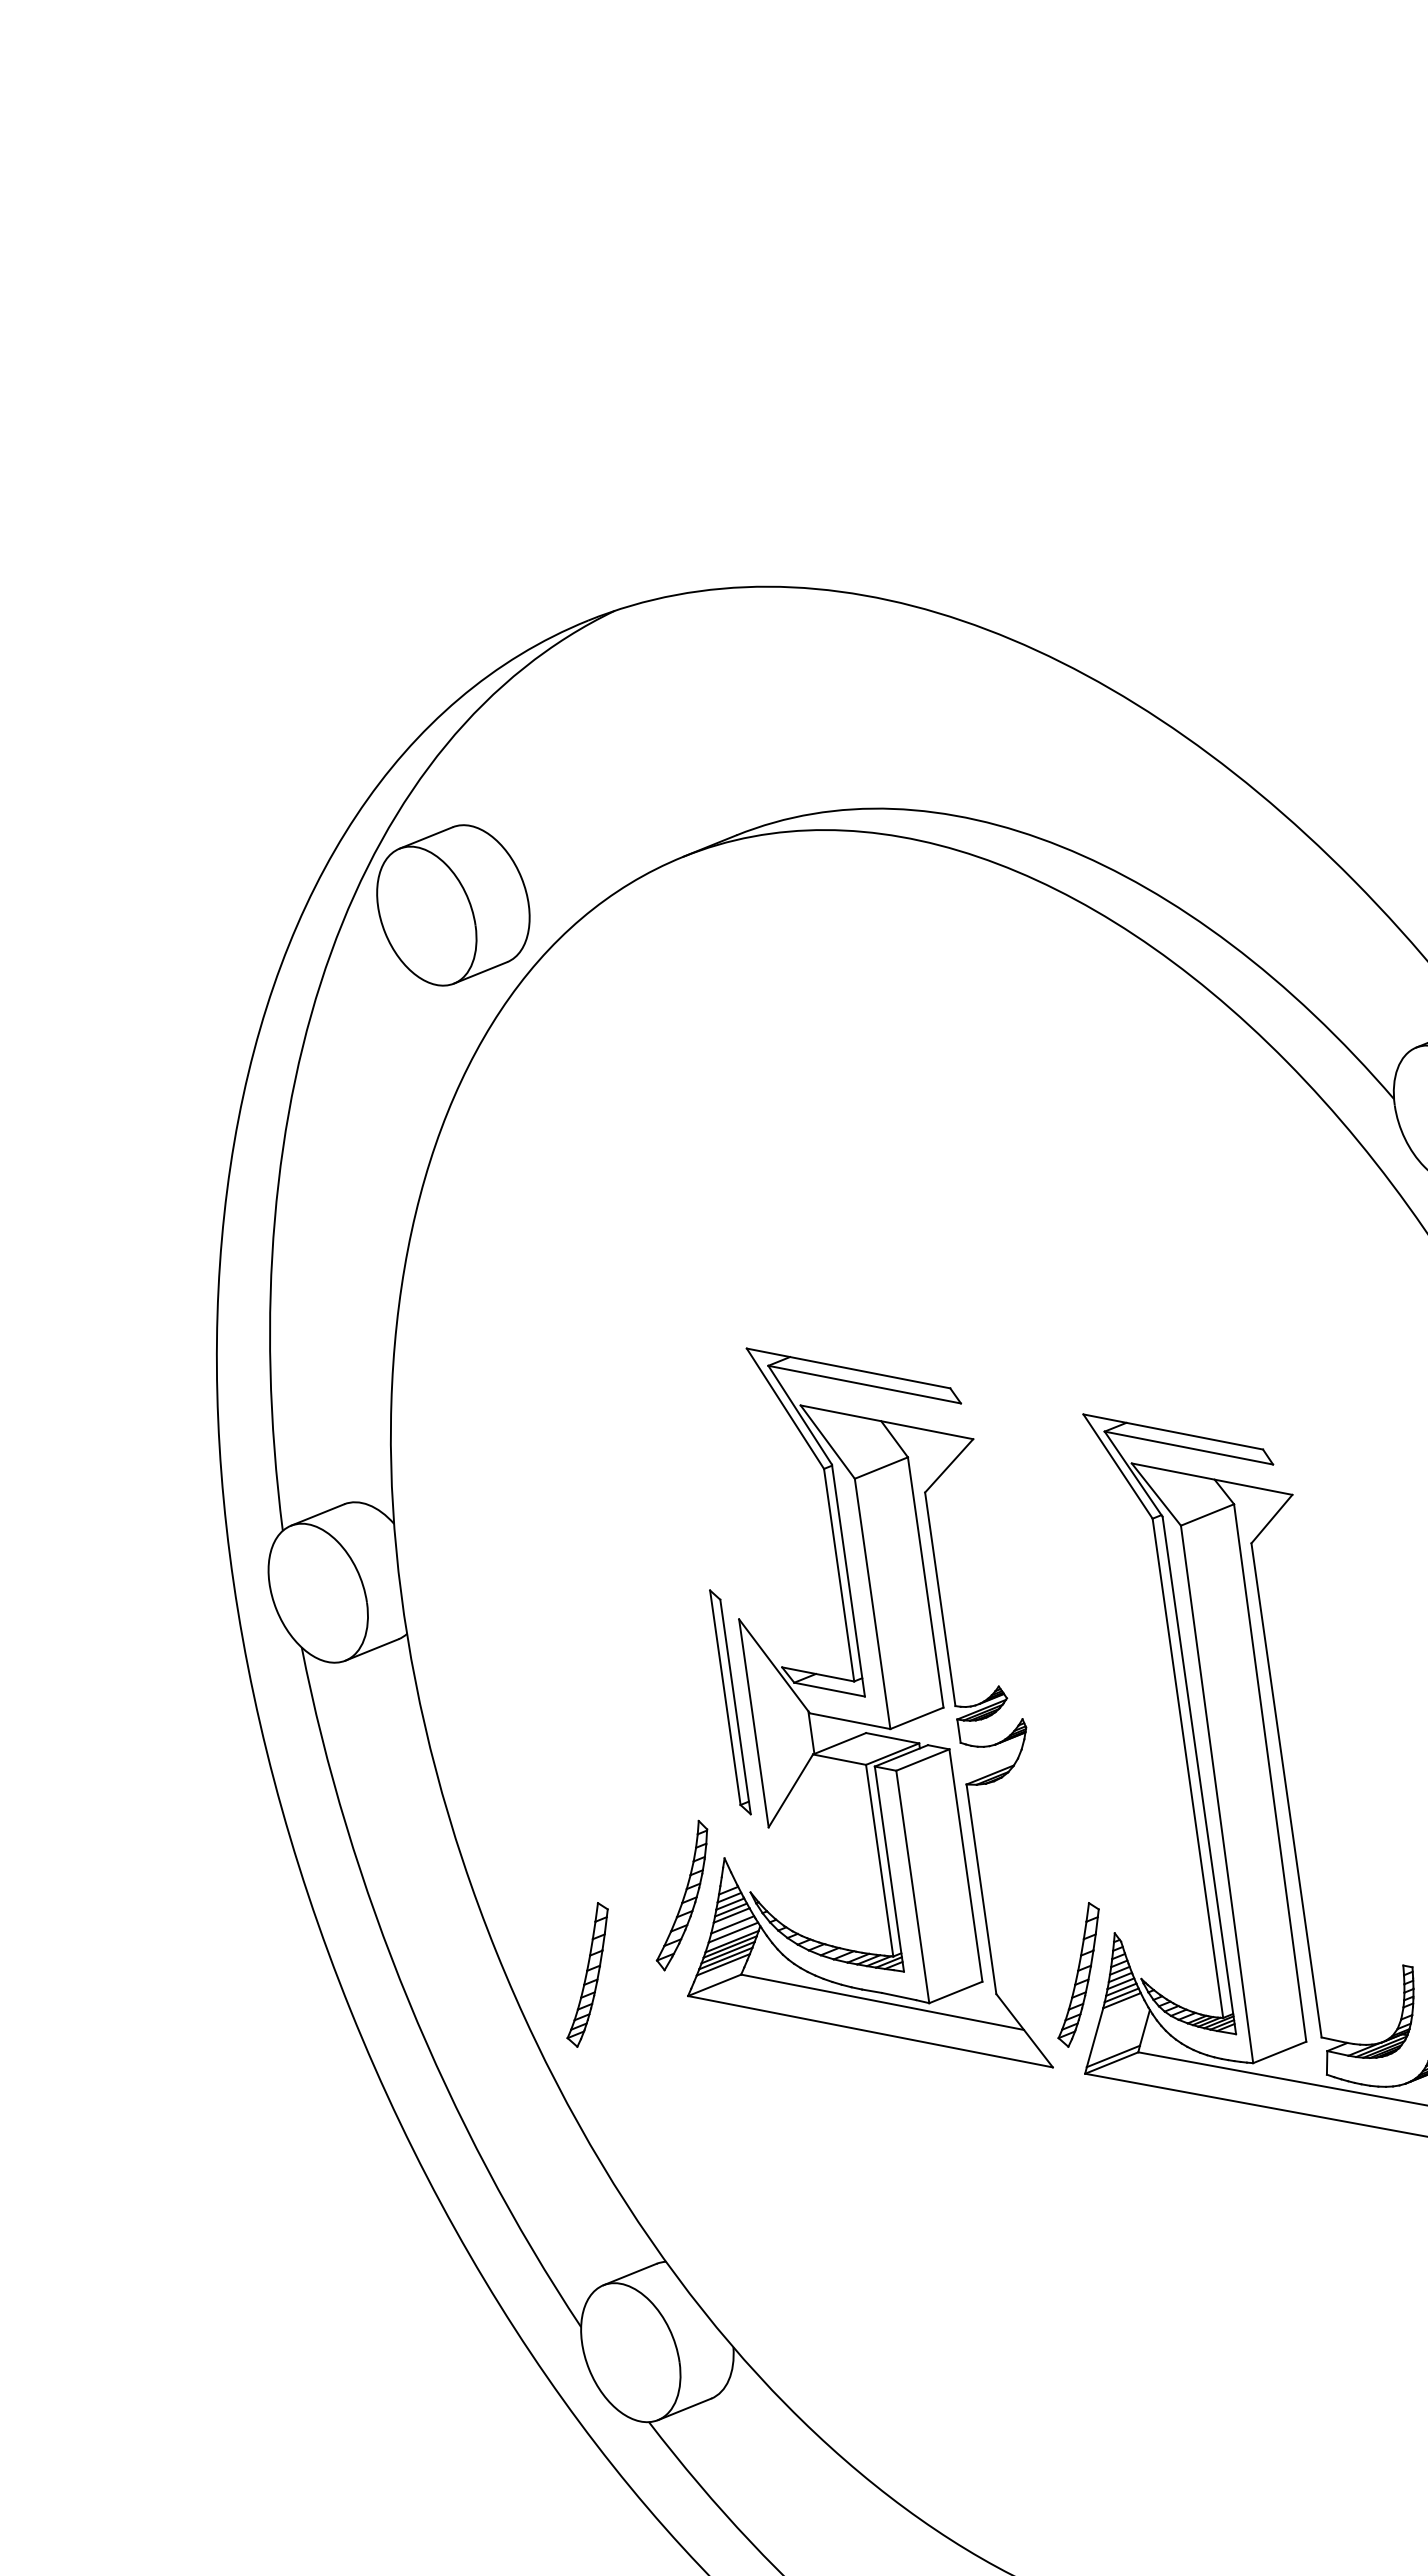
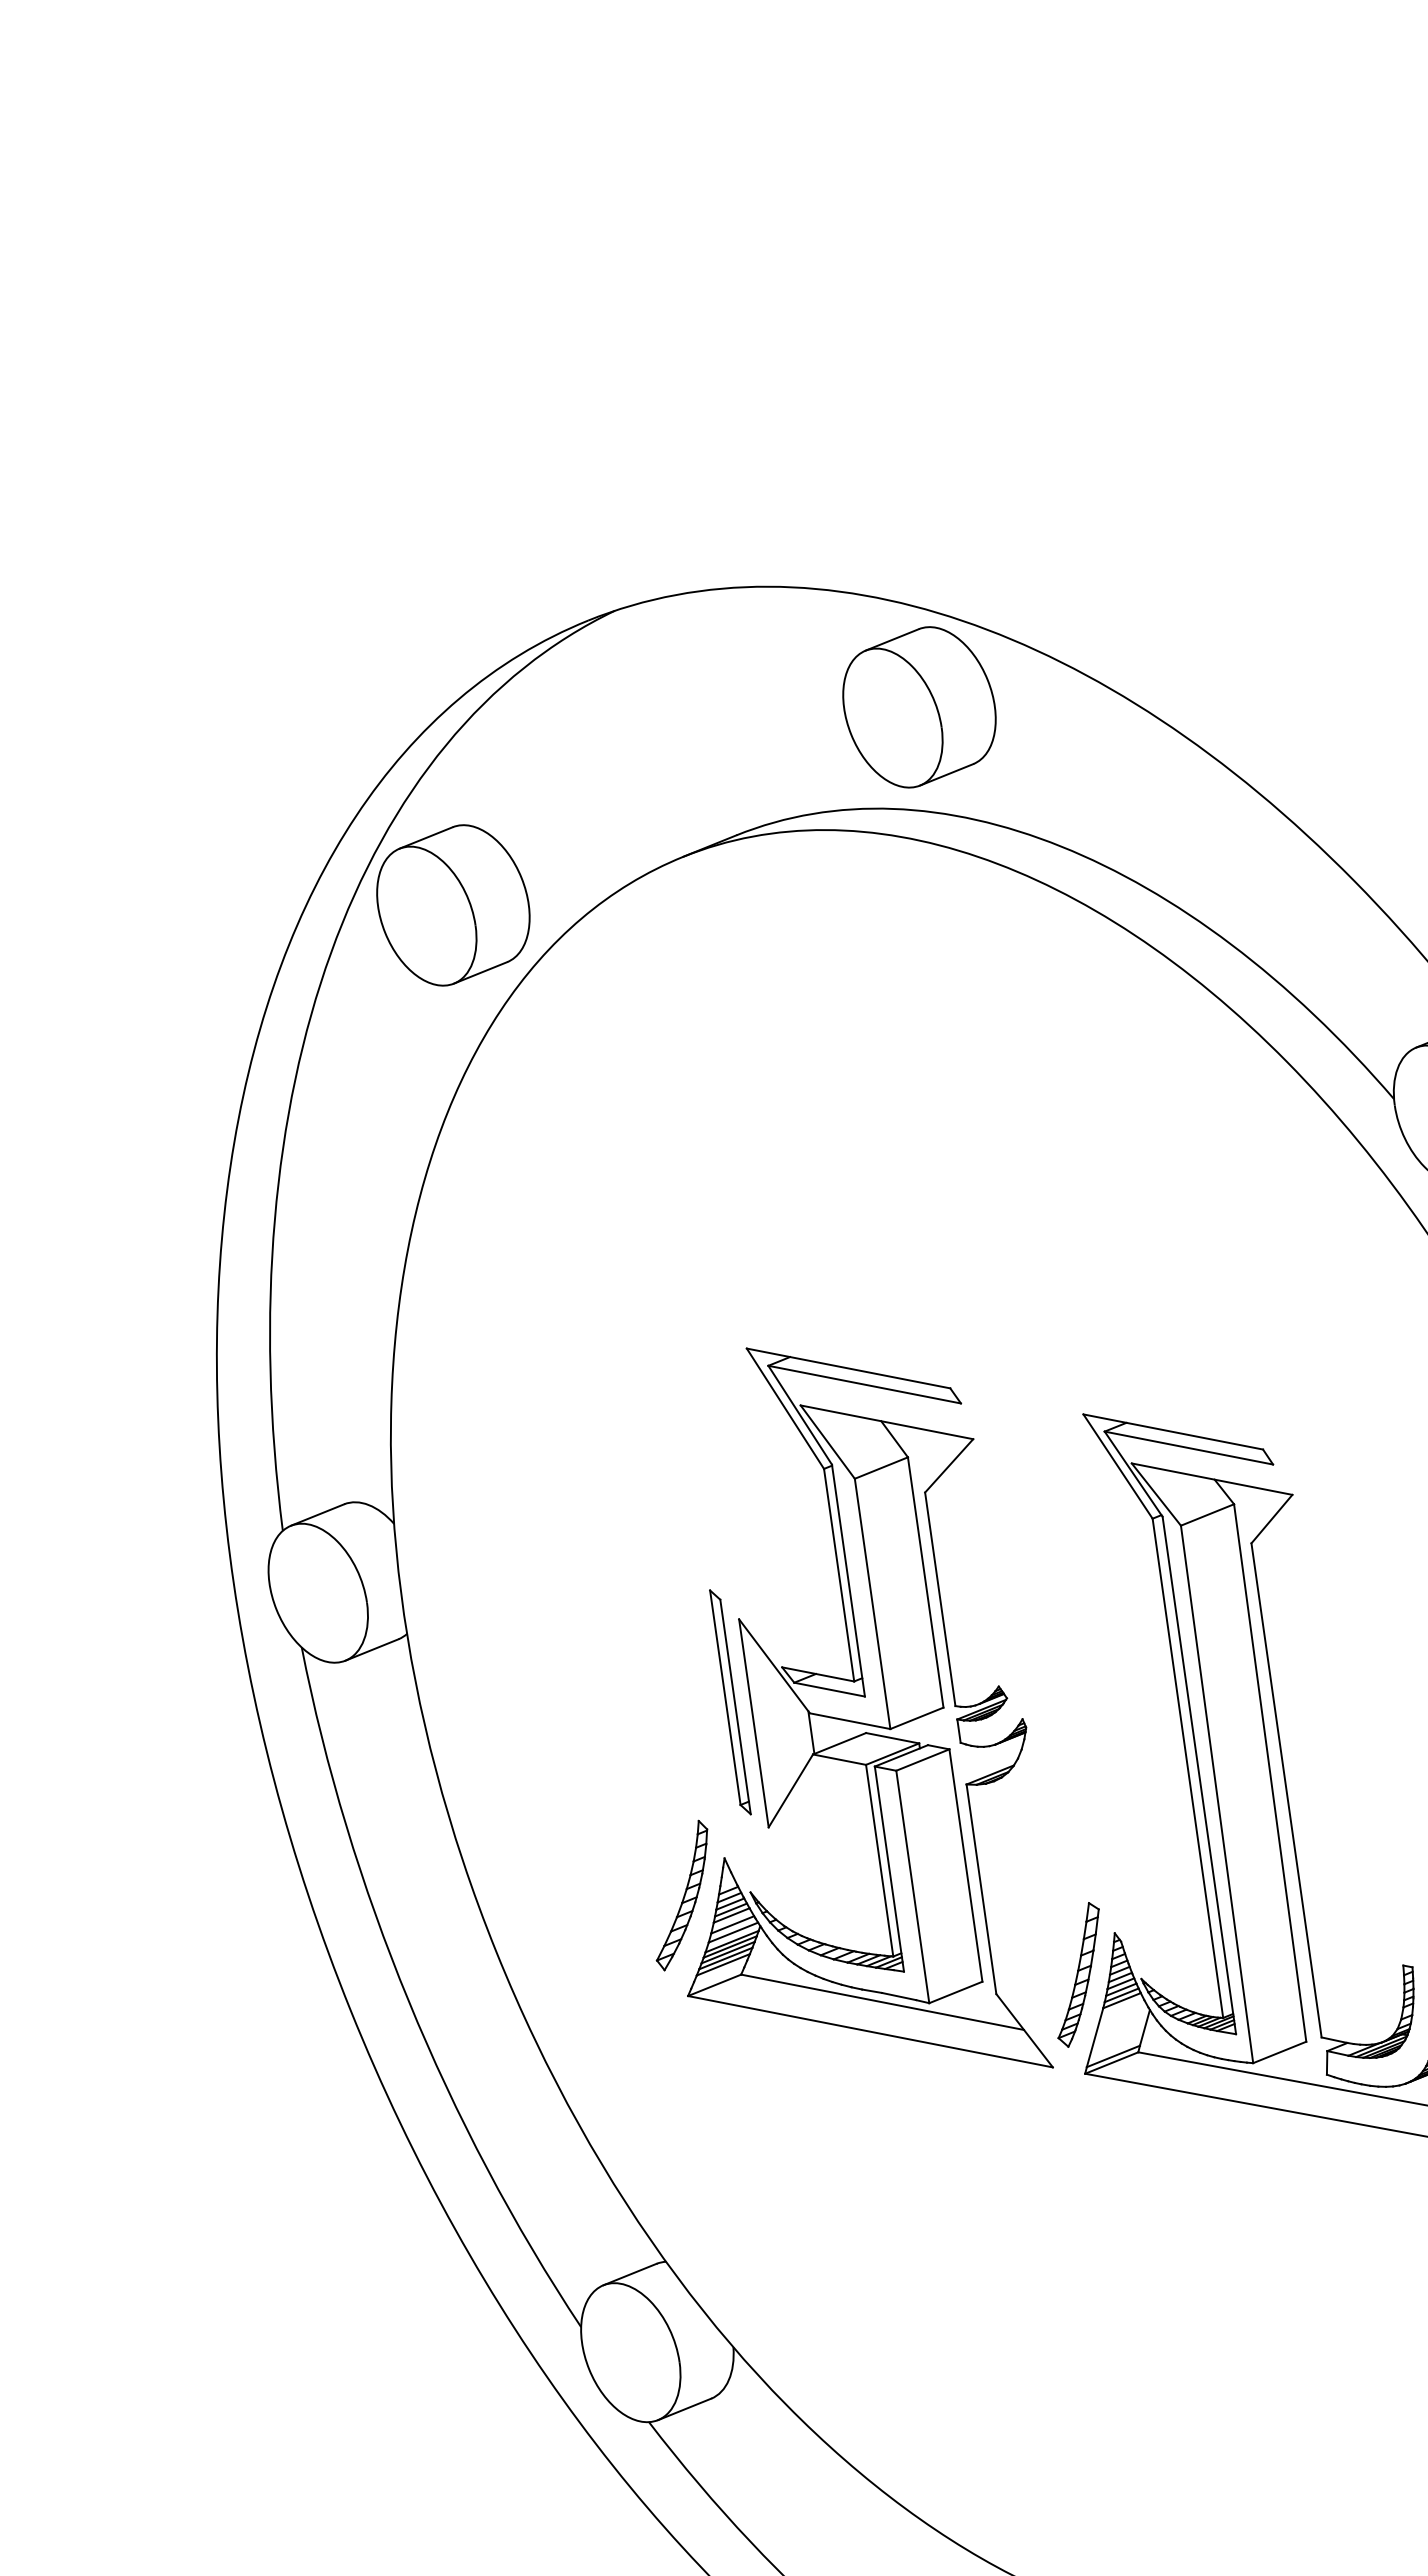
part: none -> present (919, 707)
part: present -> none (587, 1974)
